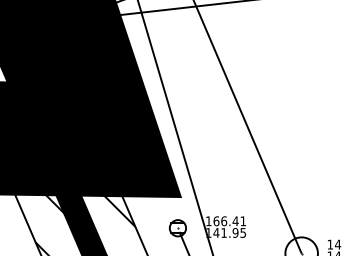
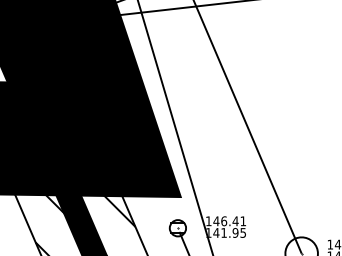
text: 166.41 -> 146.41 (216, 221)
